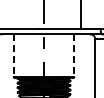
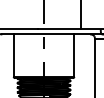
line: dashed -> solid (13, 56)
line: dashed -> solid (74, 56)
